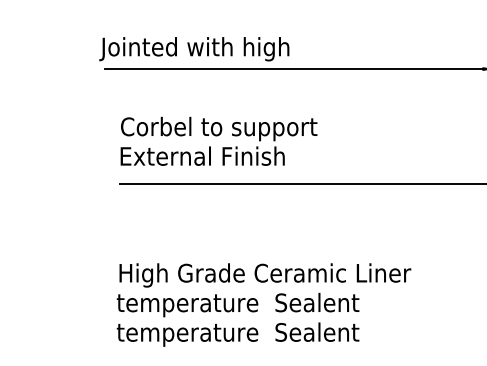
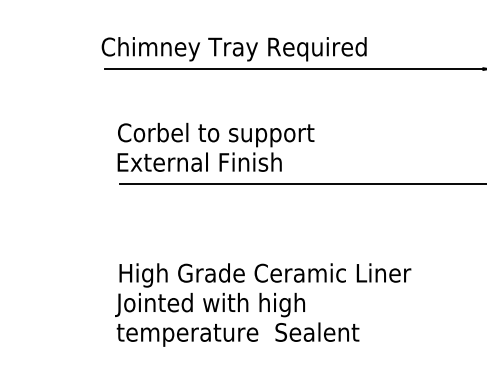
text: Jointed with high -> Chimney Tray Required (232, 49)
text position: (218, 140) -> (215, 146) (215, 146)
text: temperature  Sealent -> Jointed with high (237, 304)
